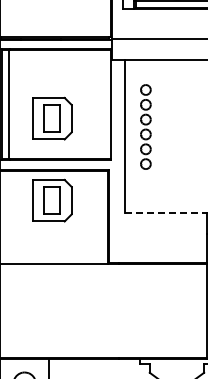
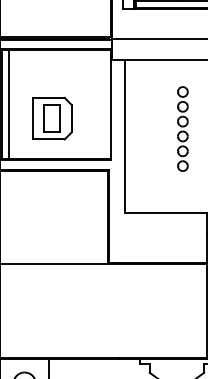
part position: (145, 126) -> (182, 128) (182, 128)
part: present -> none (52, 200)
line: dashed -> solid (166, 213)
